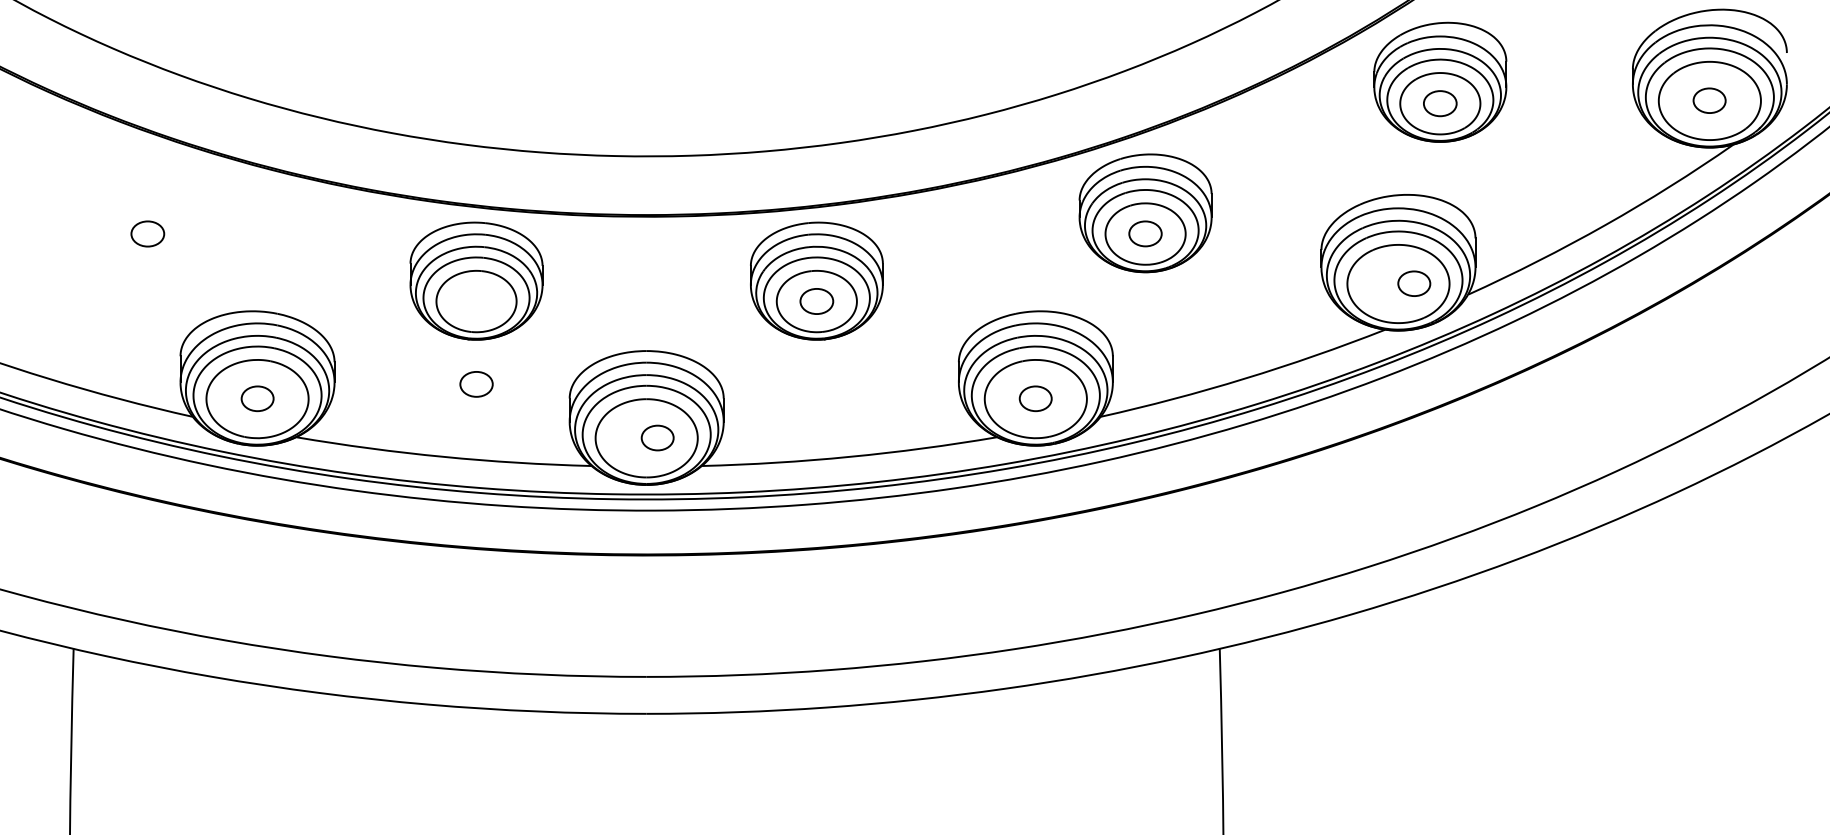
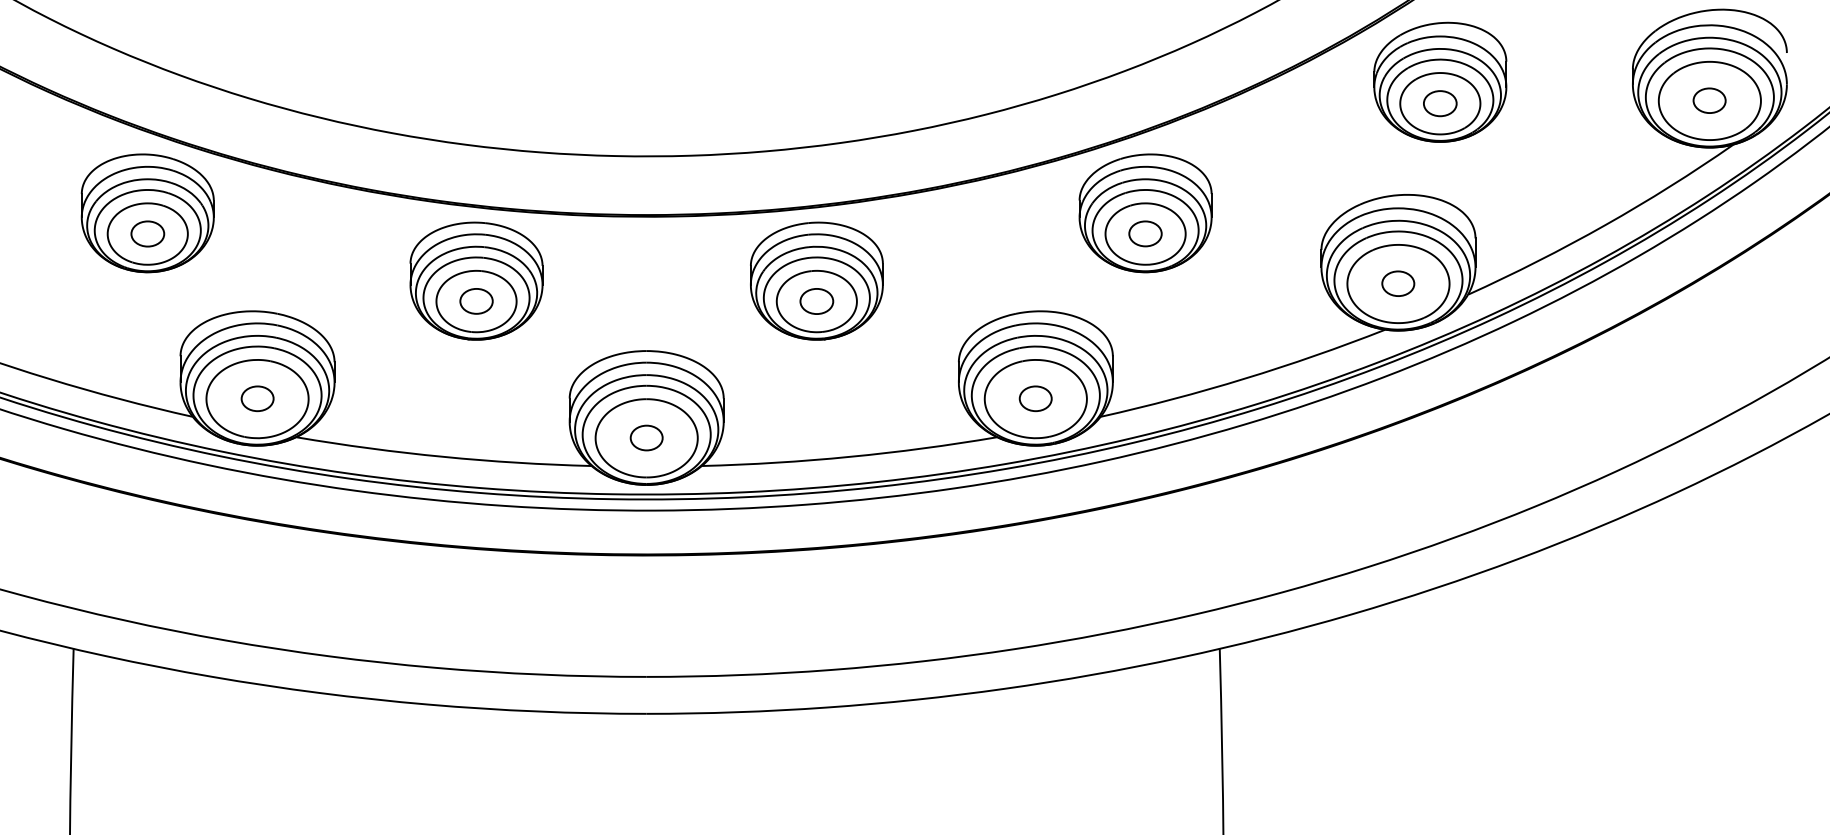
part: none -> present (147, 213)
part position: (1414, 283) -> (1398, 283) (1398, 283)
part position: (476, 384) -> (476, 301) (476, 301)
part position: (657, 437) -> (646, 437) (646, 437)
